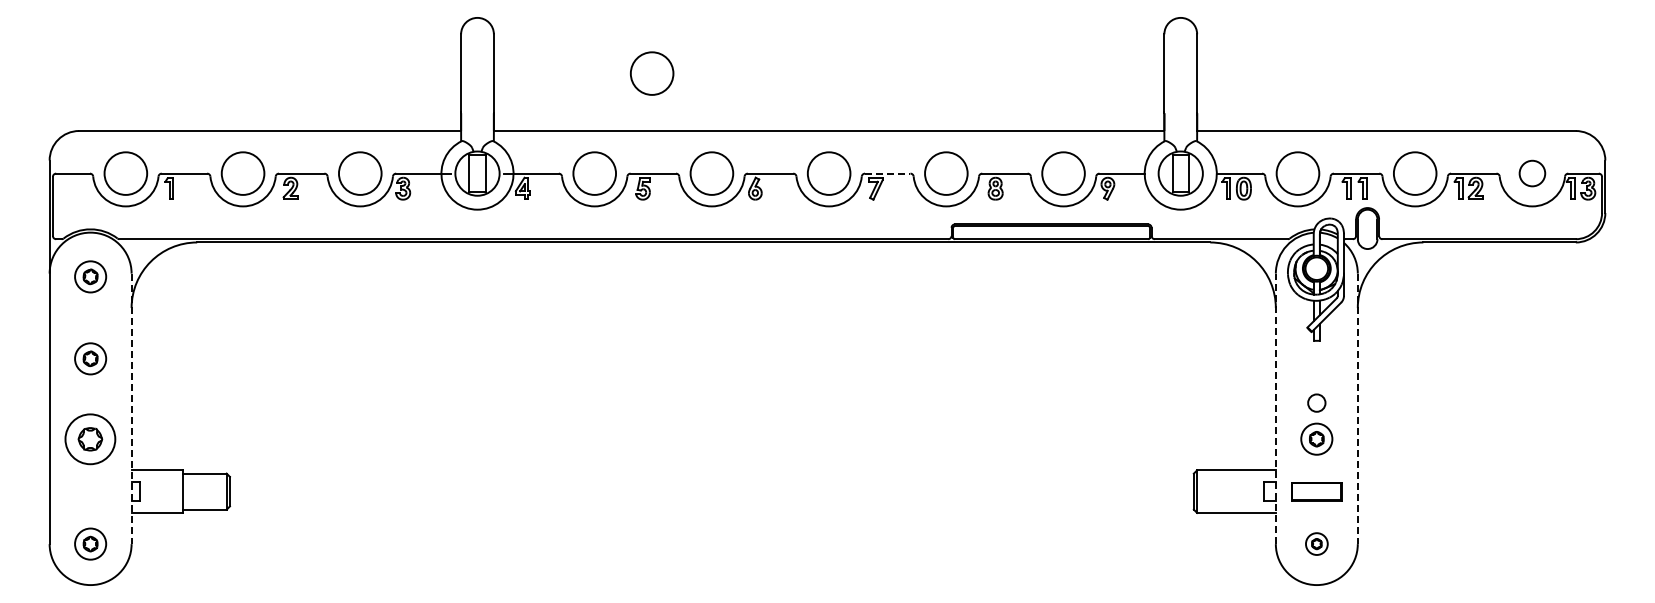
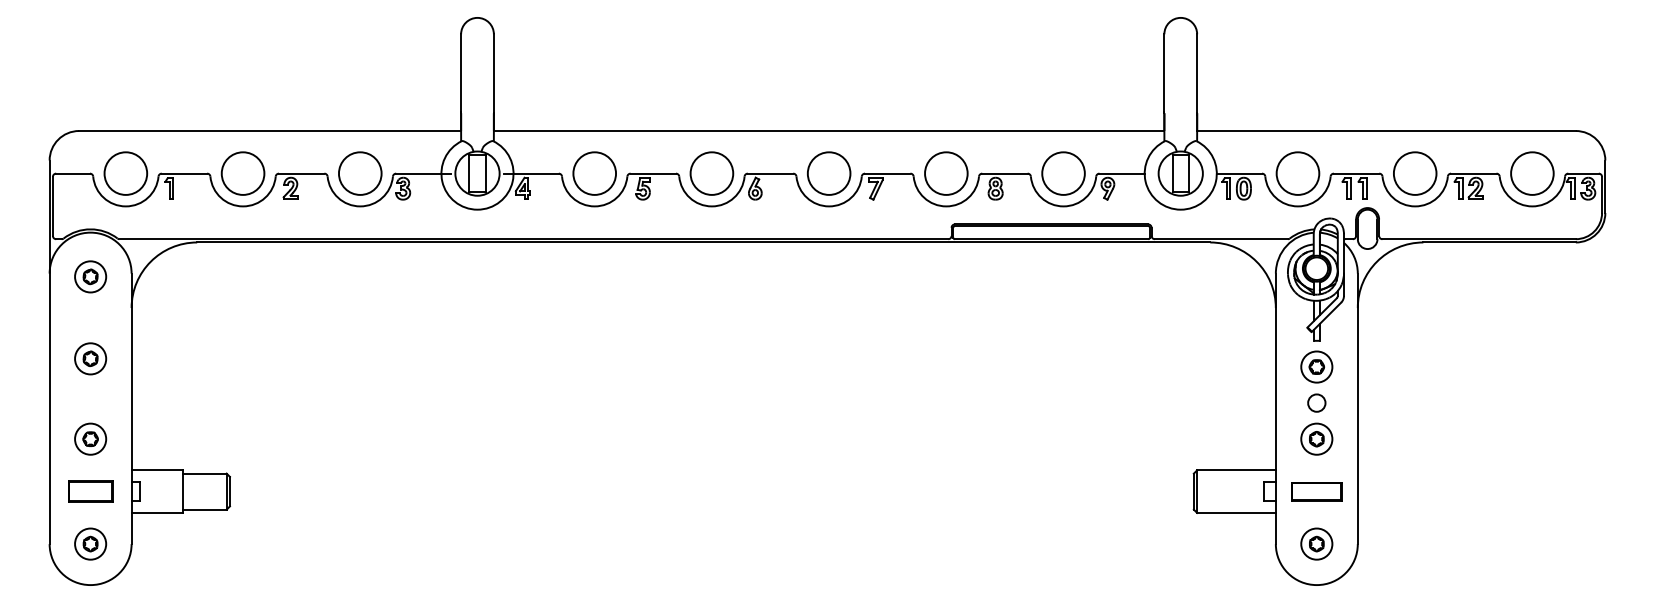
circle: present -> none (652, 73)
line: dashed -> solid (887, 173)
circle size: 29x29 px -> 45x45 px (1532, 173)
part: none -> present (1316, 366)
line: dashed -> solid (1275, 408)
line: dashed -> solid (131, 409)
line: dashed -> solid (1357, 409)
part size: 53x53 px -> 34x34 px (90, 438)
part: none -> present (90, 491)
part size: 24x24 px -> 34x34 px (1316, 543)
